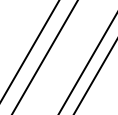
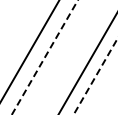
line: solid -> dashed (44, 57)
line: solid -> dashed (95, 76)
